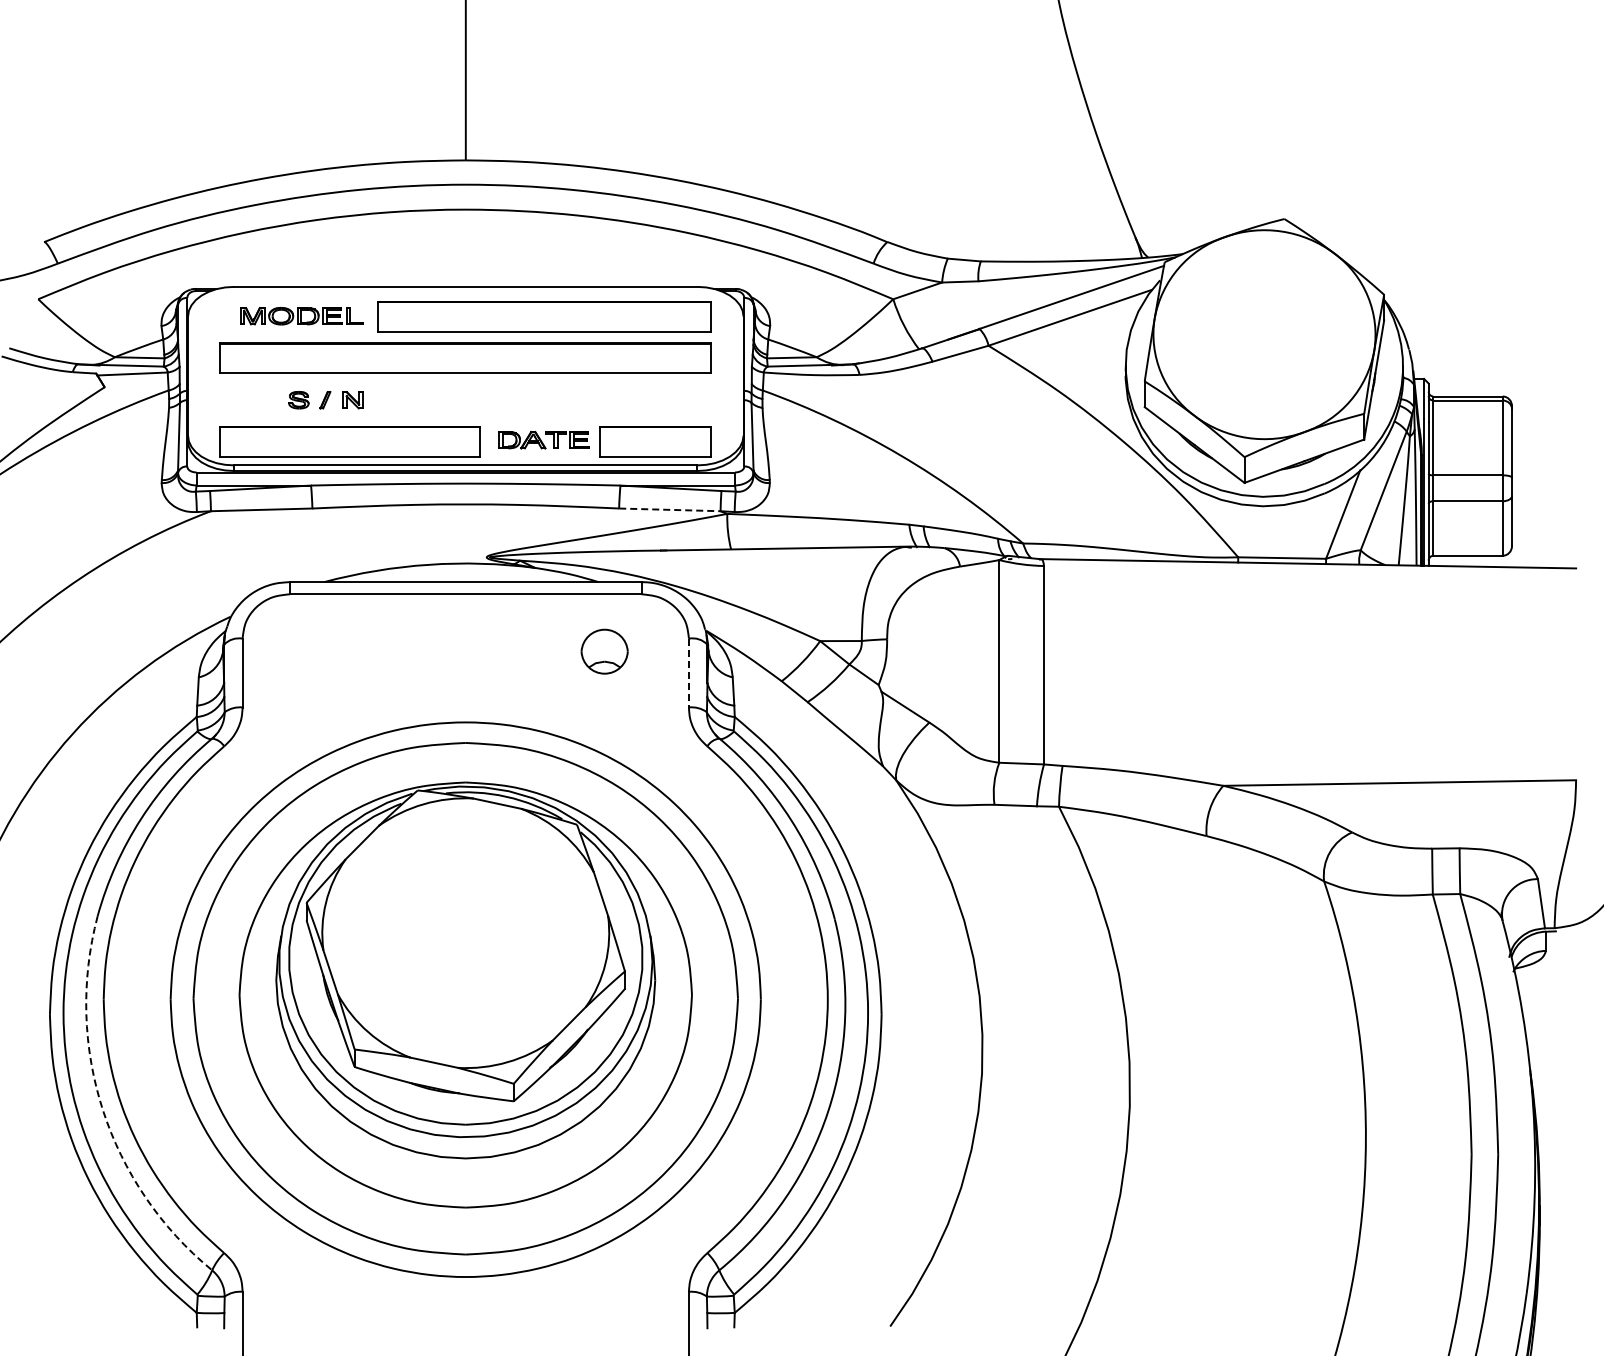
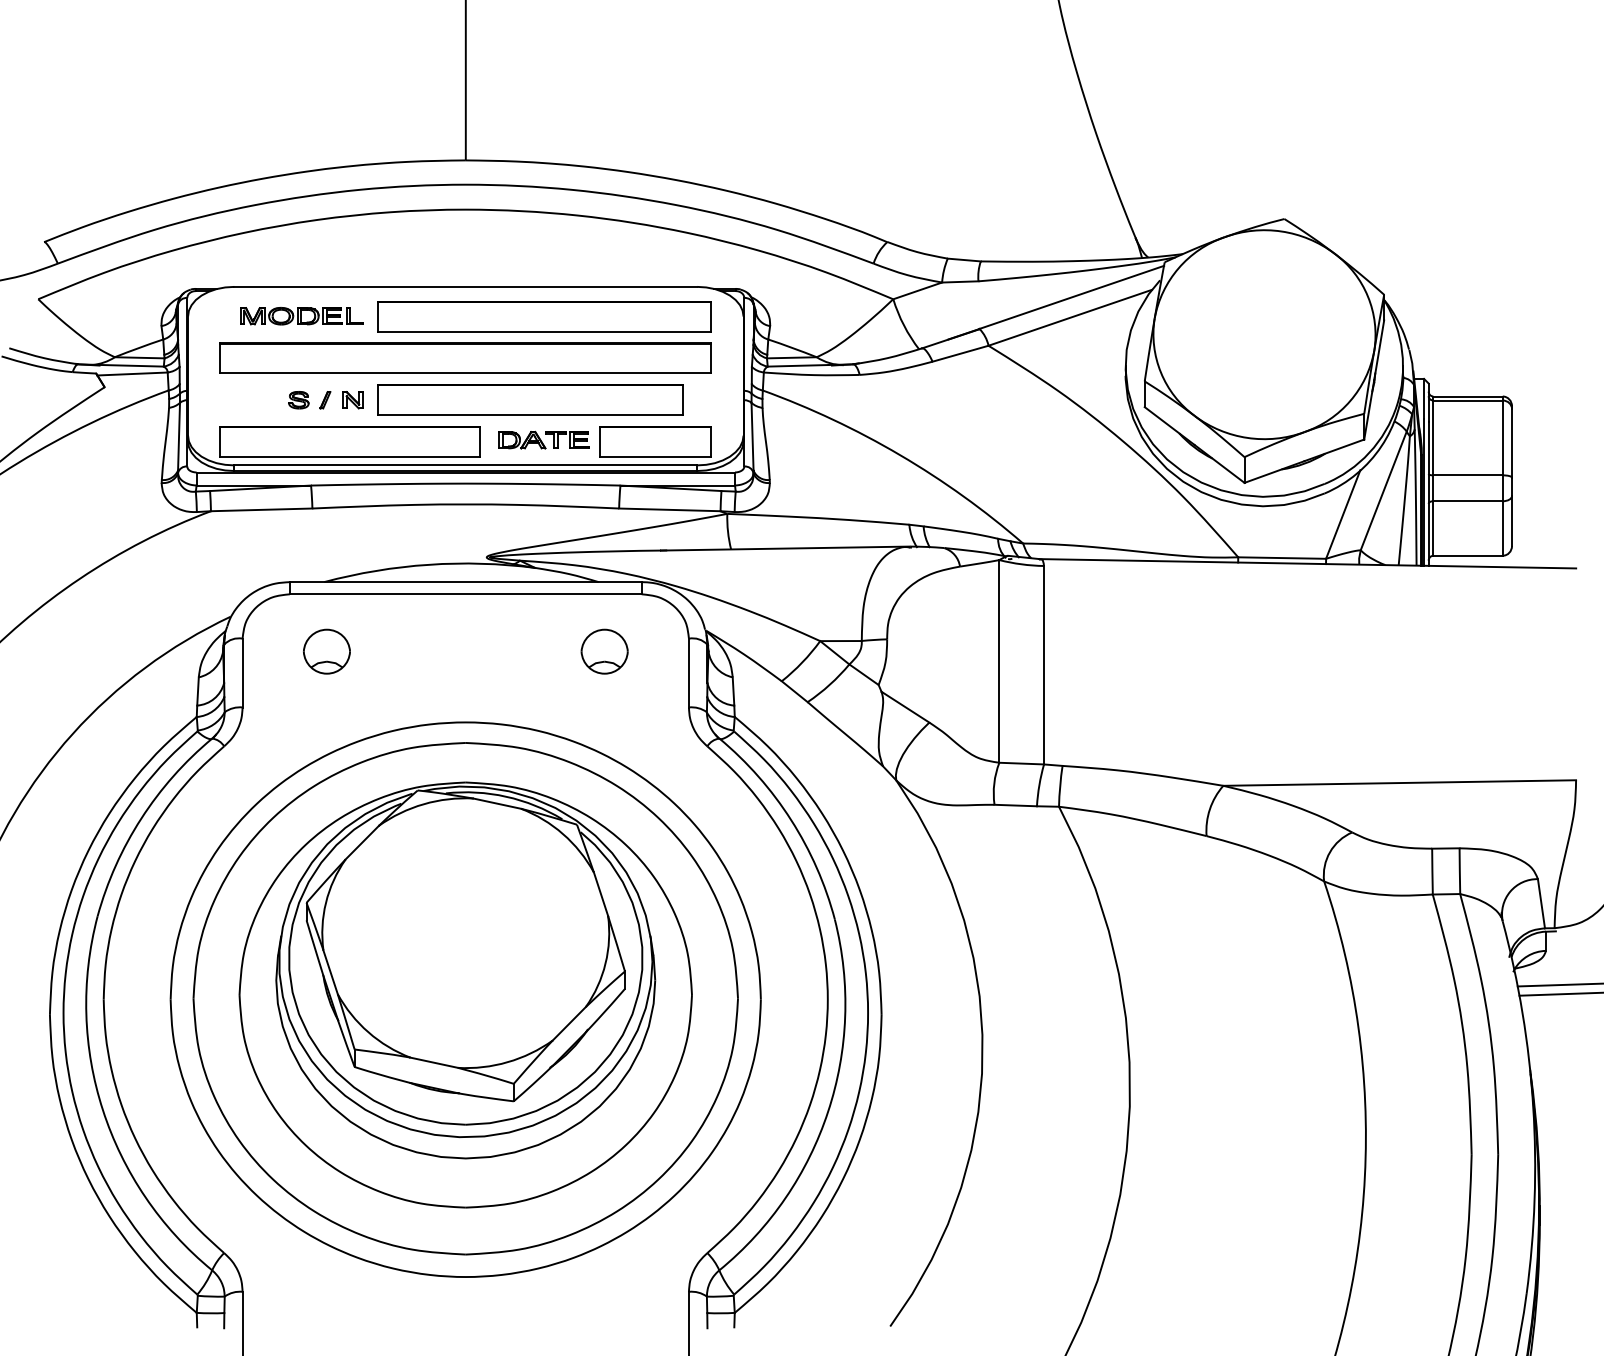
part: none -> present (530, 399)
line: dashed -> solid (669, 509)
part: none -> present (326, 651)
line: dashed -> solid (688, 673)
line: none -> present (1558, 984)
line: none -> present (1559, 993)
arc: dashed -> solid (102, 1110)
